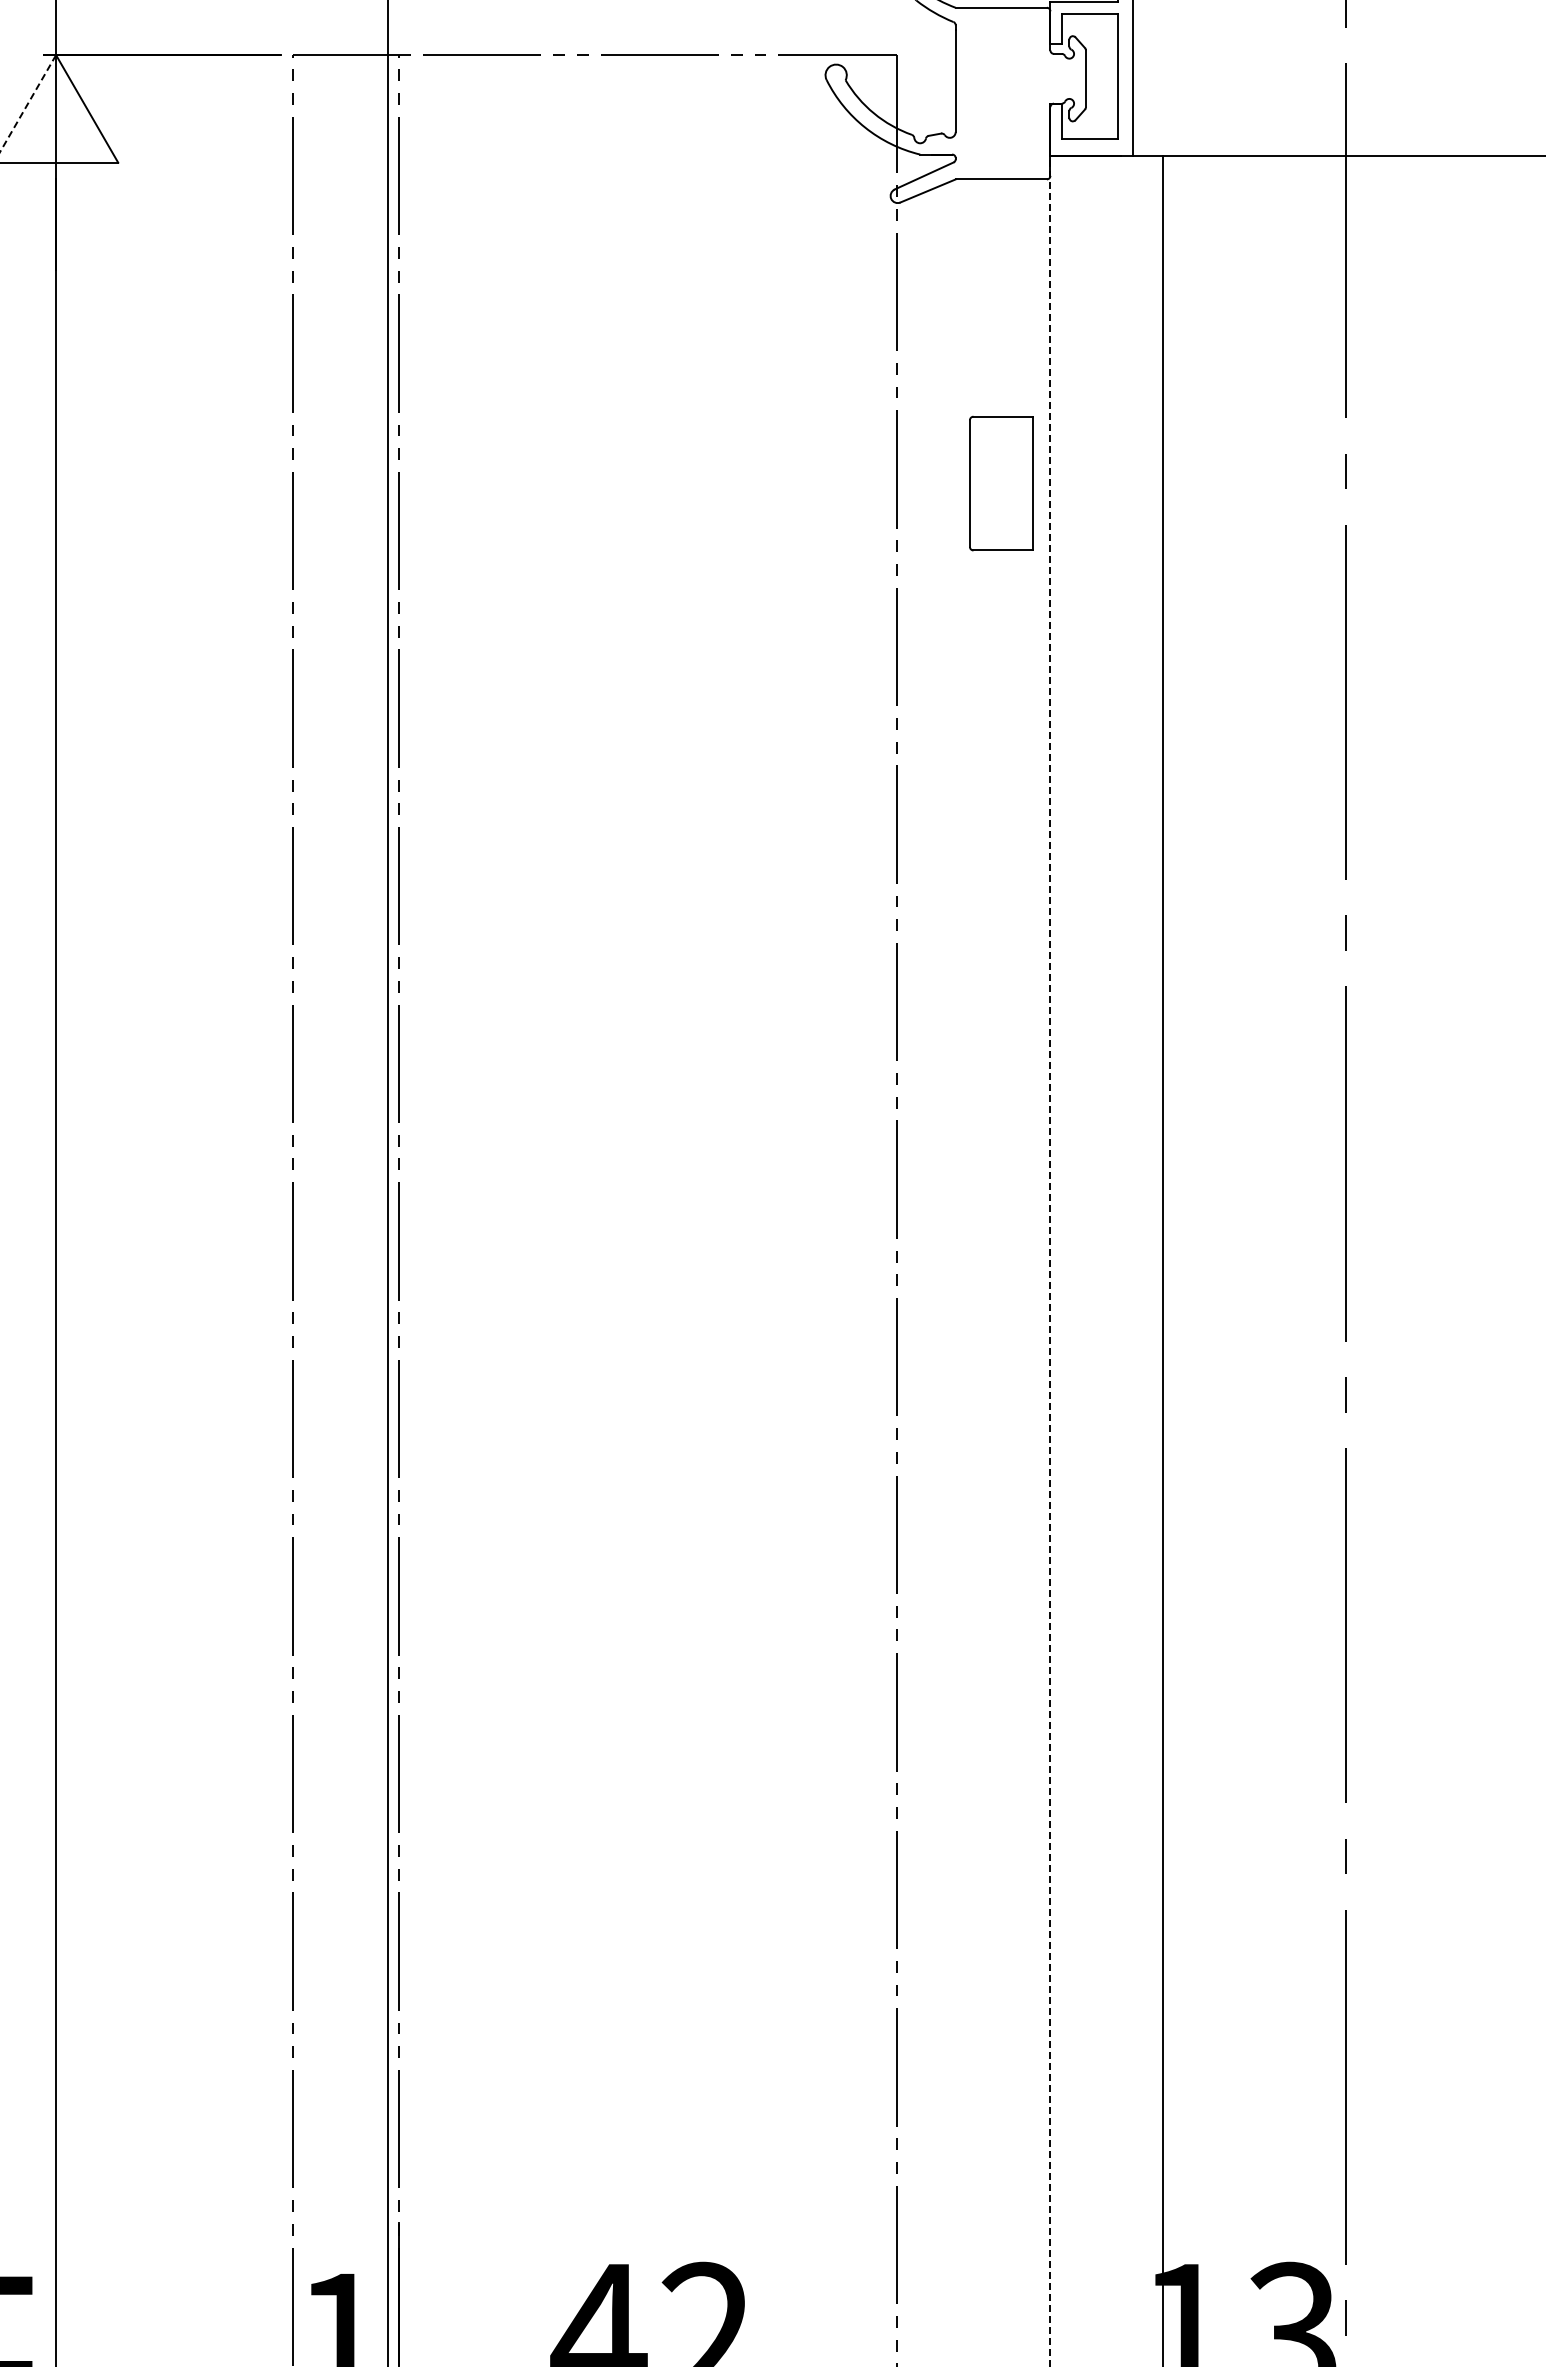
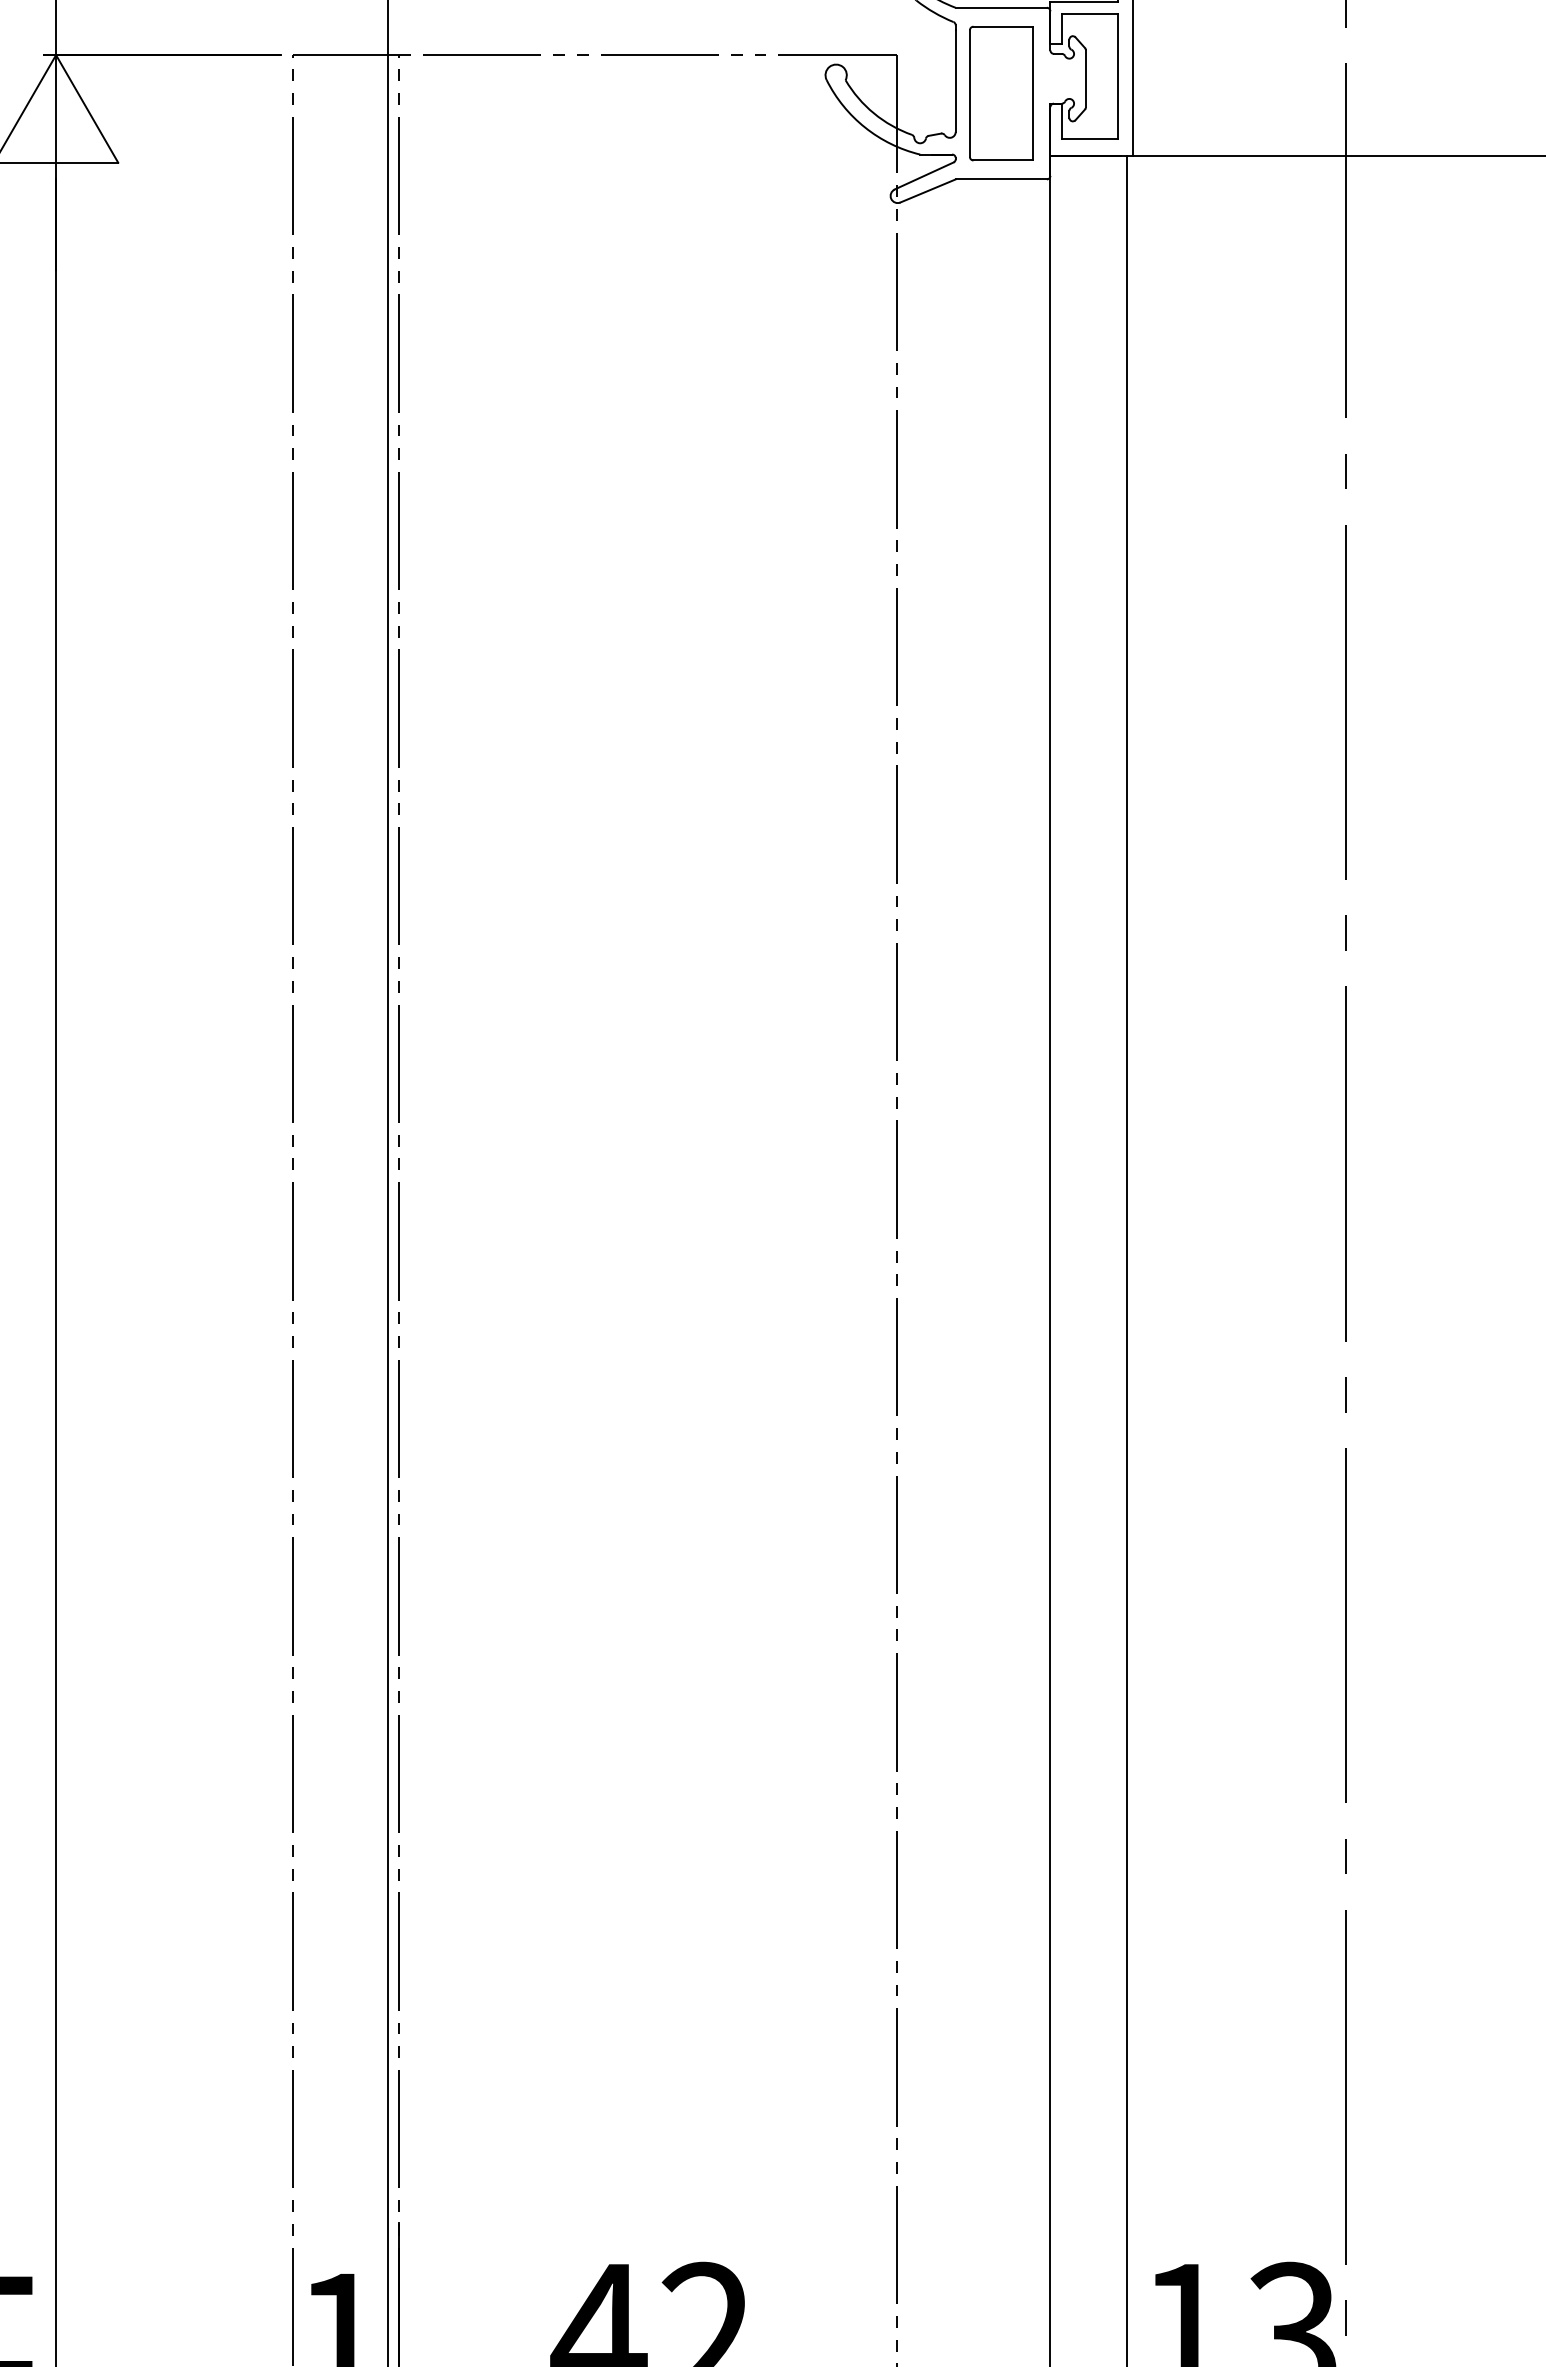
line: dashed -> solid (28, 103)
part position: (1001, 483) -> (1001, 93) (1001, 93)
line position: (1163, 1259) -> (1127, 1259) (1127, 1259)
line: dashed -> solid (1050, 1260)
